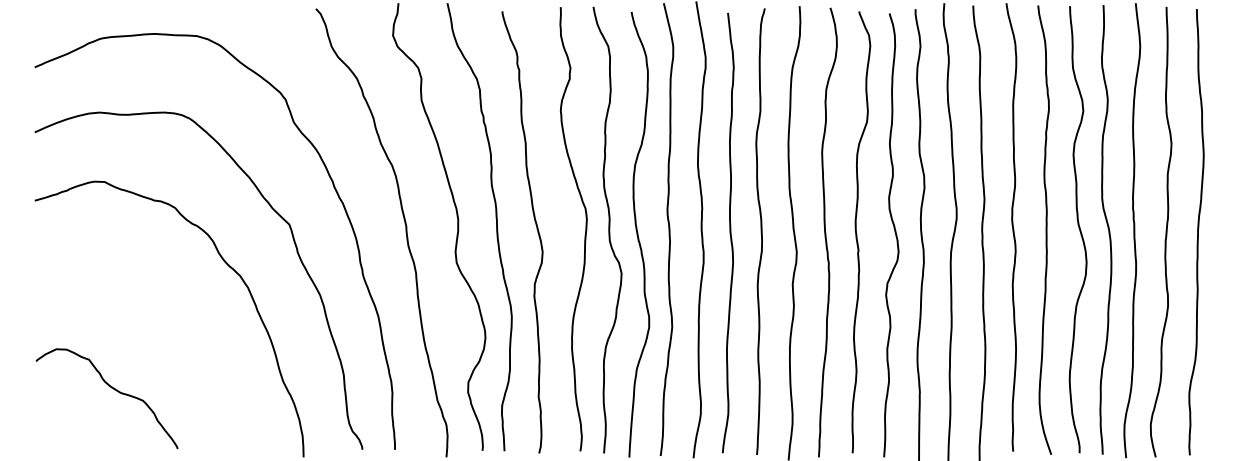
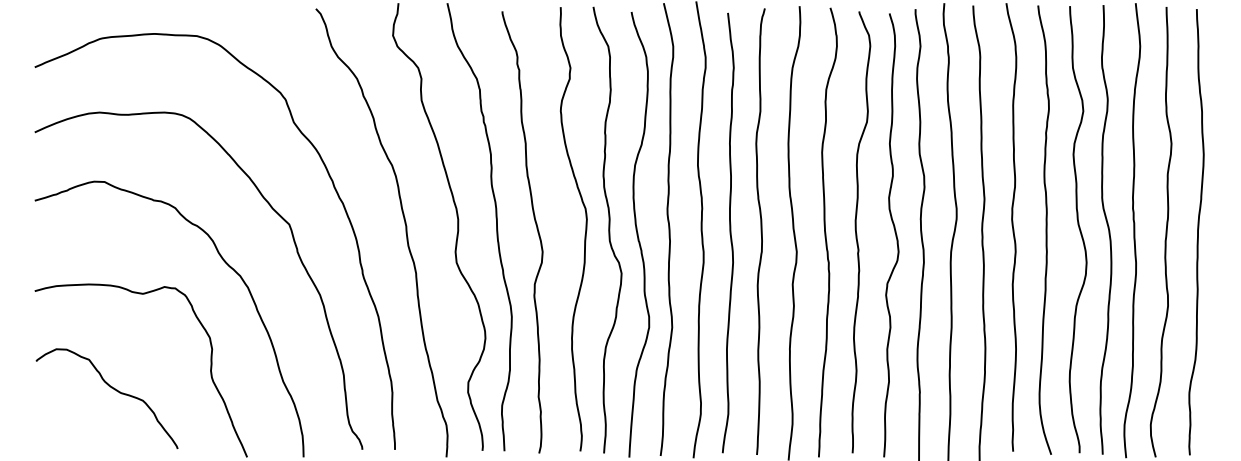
curve: none -> present (210, 370)
